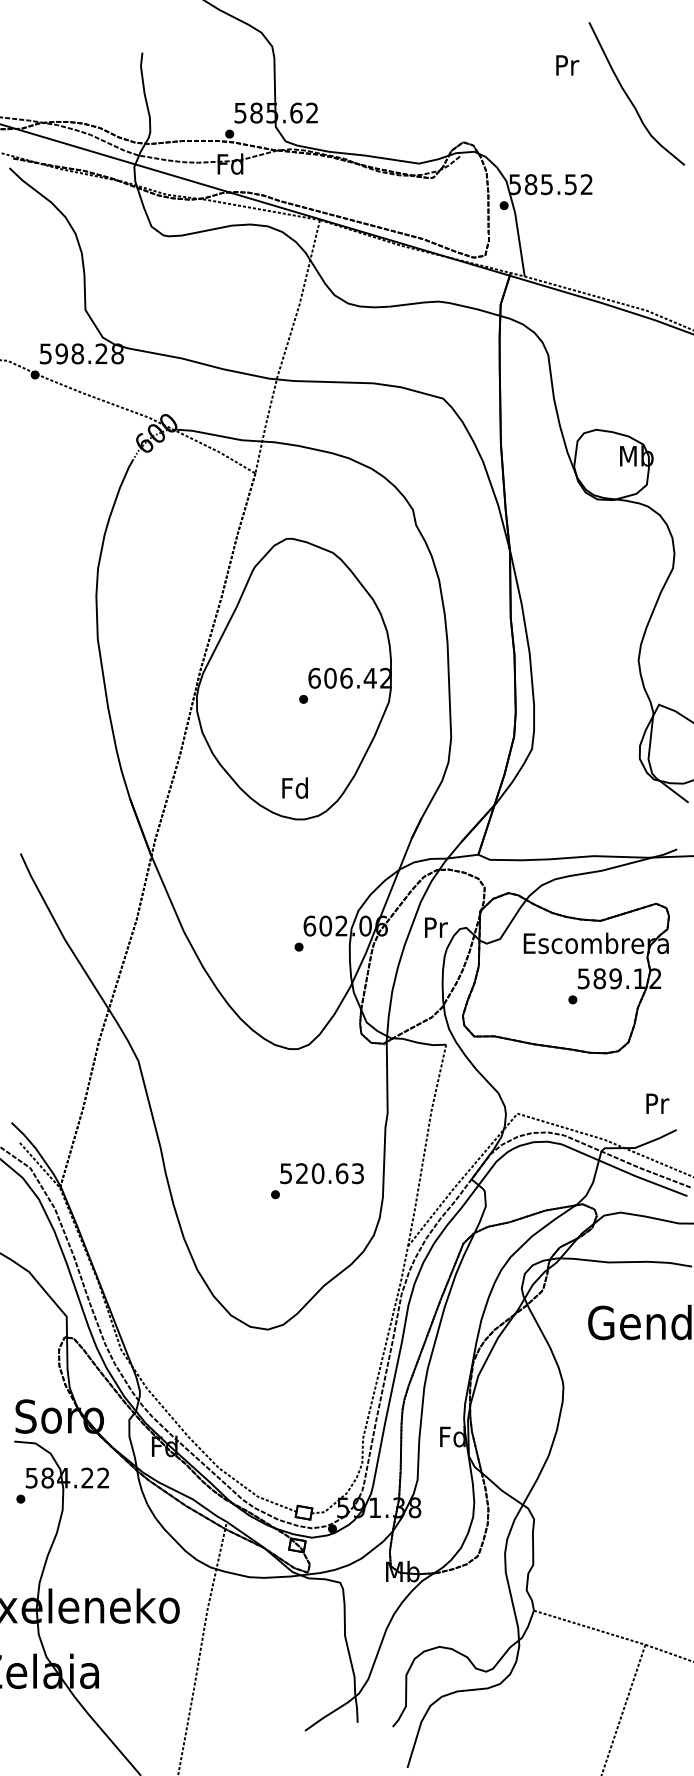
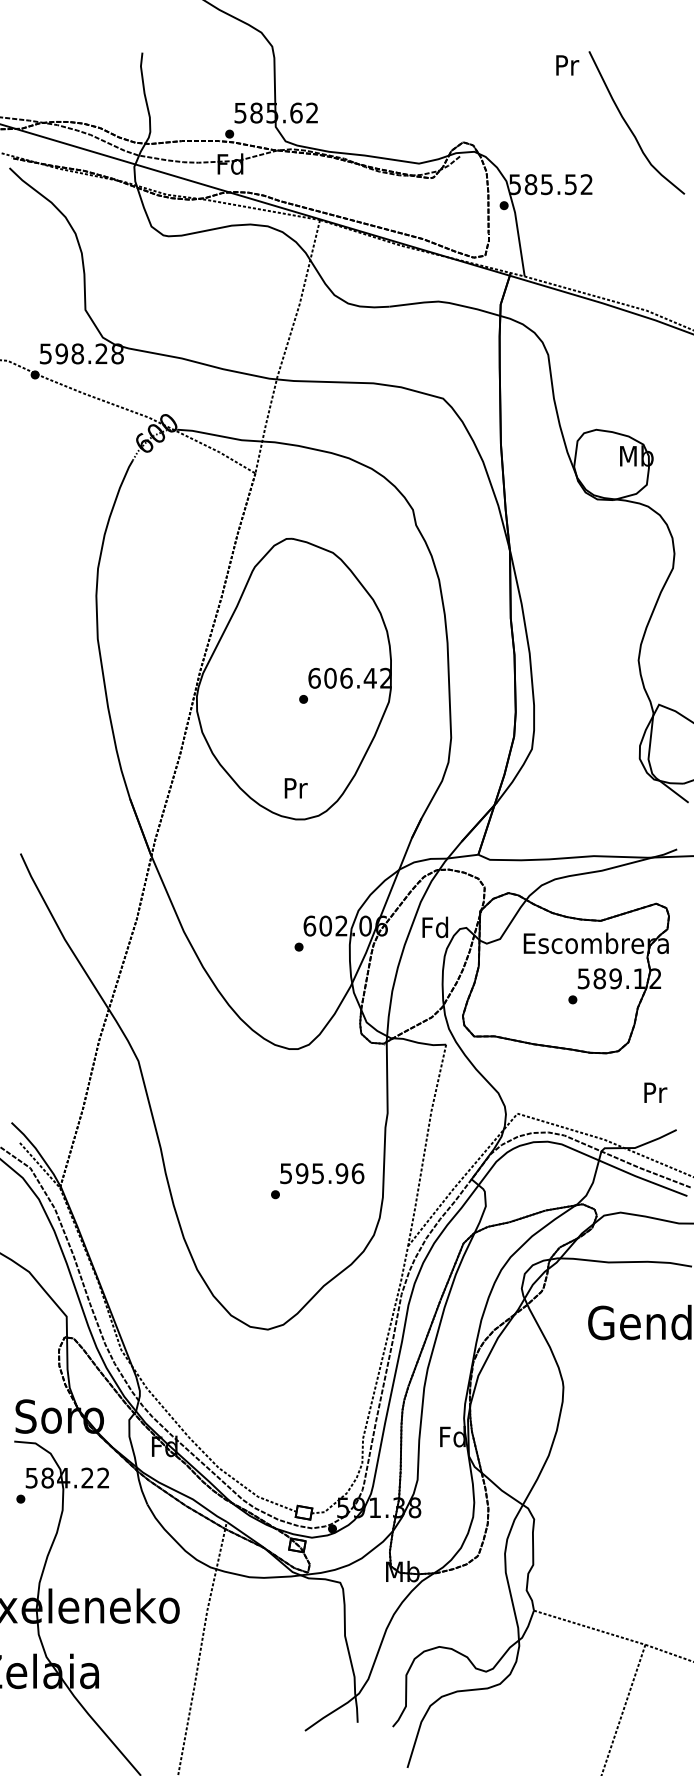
curve position: (630, 98) -> (630, 127) (630, 127)
text: Fd -> Pr (294, 787)
text: Pr -> Fd (435, 927)
text position: (657, 1103) -> (655, 1092) (655, 1092)
text: 520.63 -> 595.96 (329, 1173)
